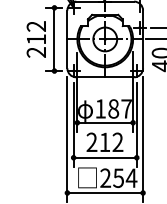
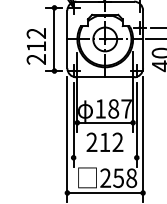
text position: (35, 39) -> (35, 46) (35, 46)
line: present -> none (105, 157)
text: 254 -> 258 (131, 178)
